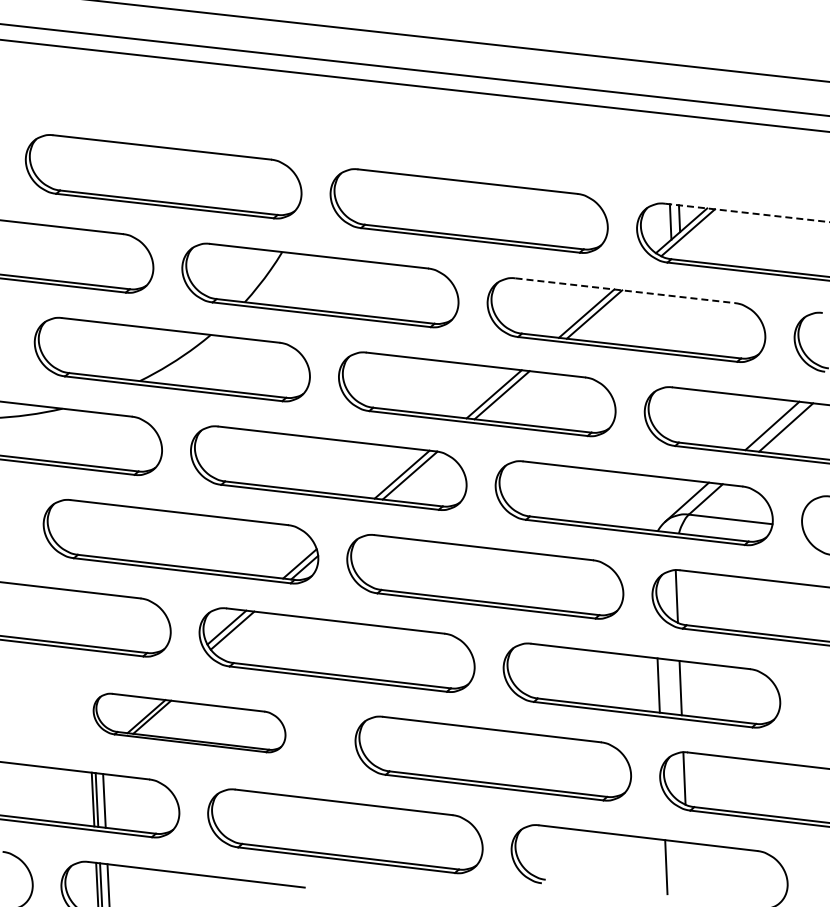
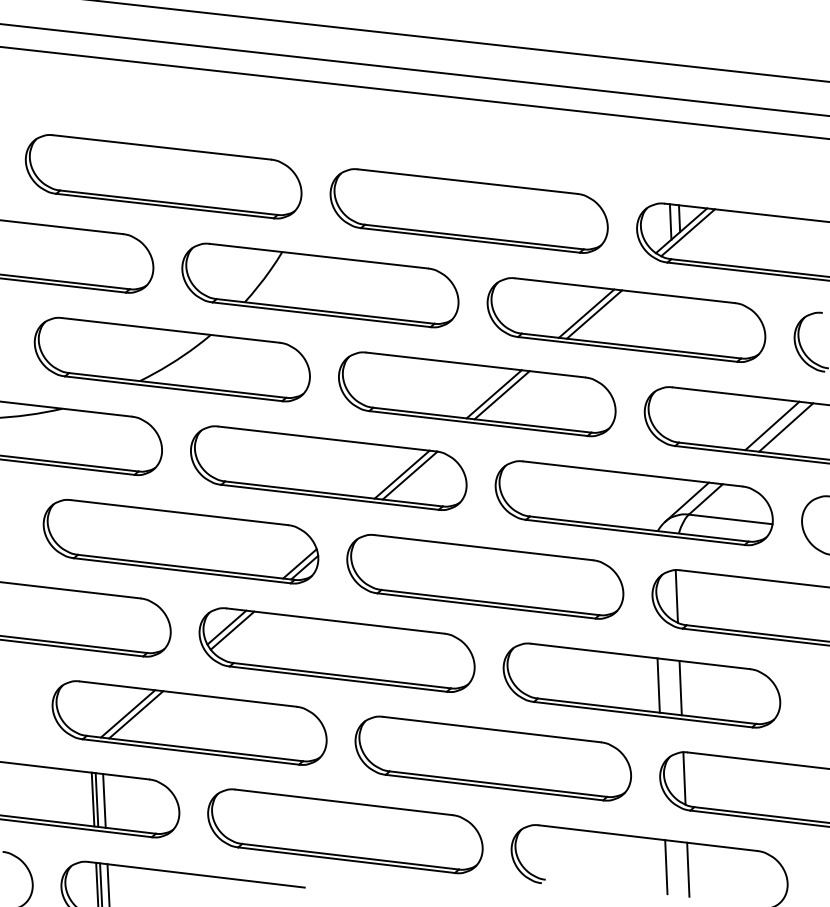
line position: (414, 85) -> (414, 92) (414, 92)
line: dashed -> solid (747, 212)
line: dashed -> solid (625, 290)
part size: 195x62 px -> 277x86 px (189, 722)
line: none -> present (688, 869)
